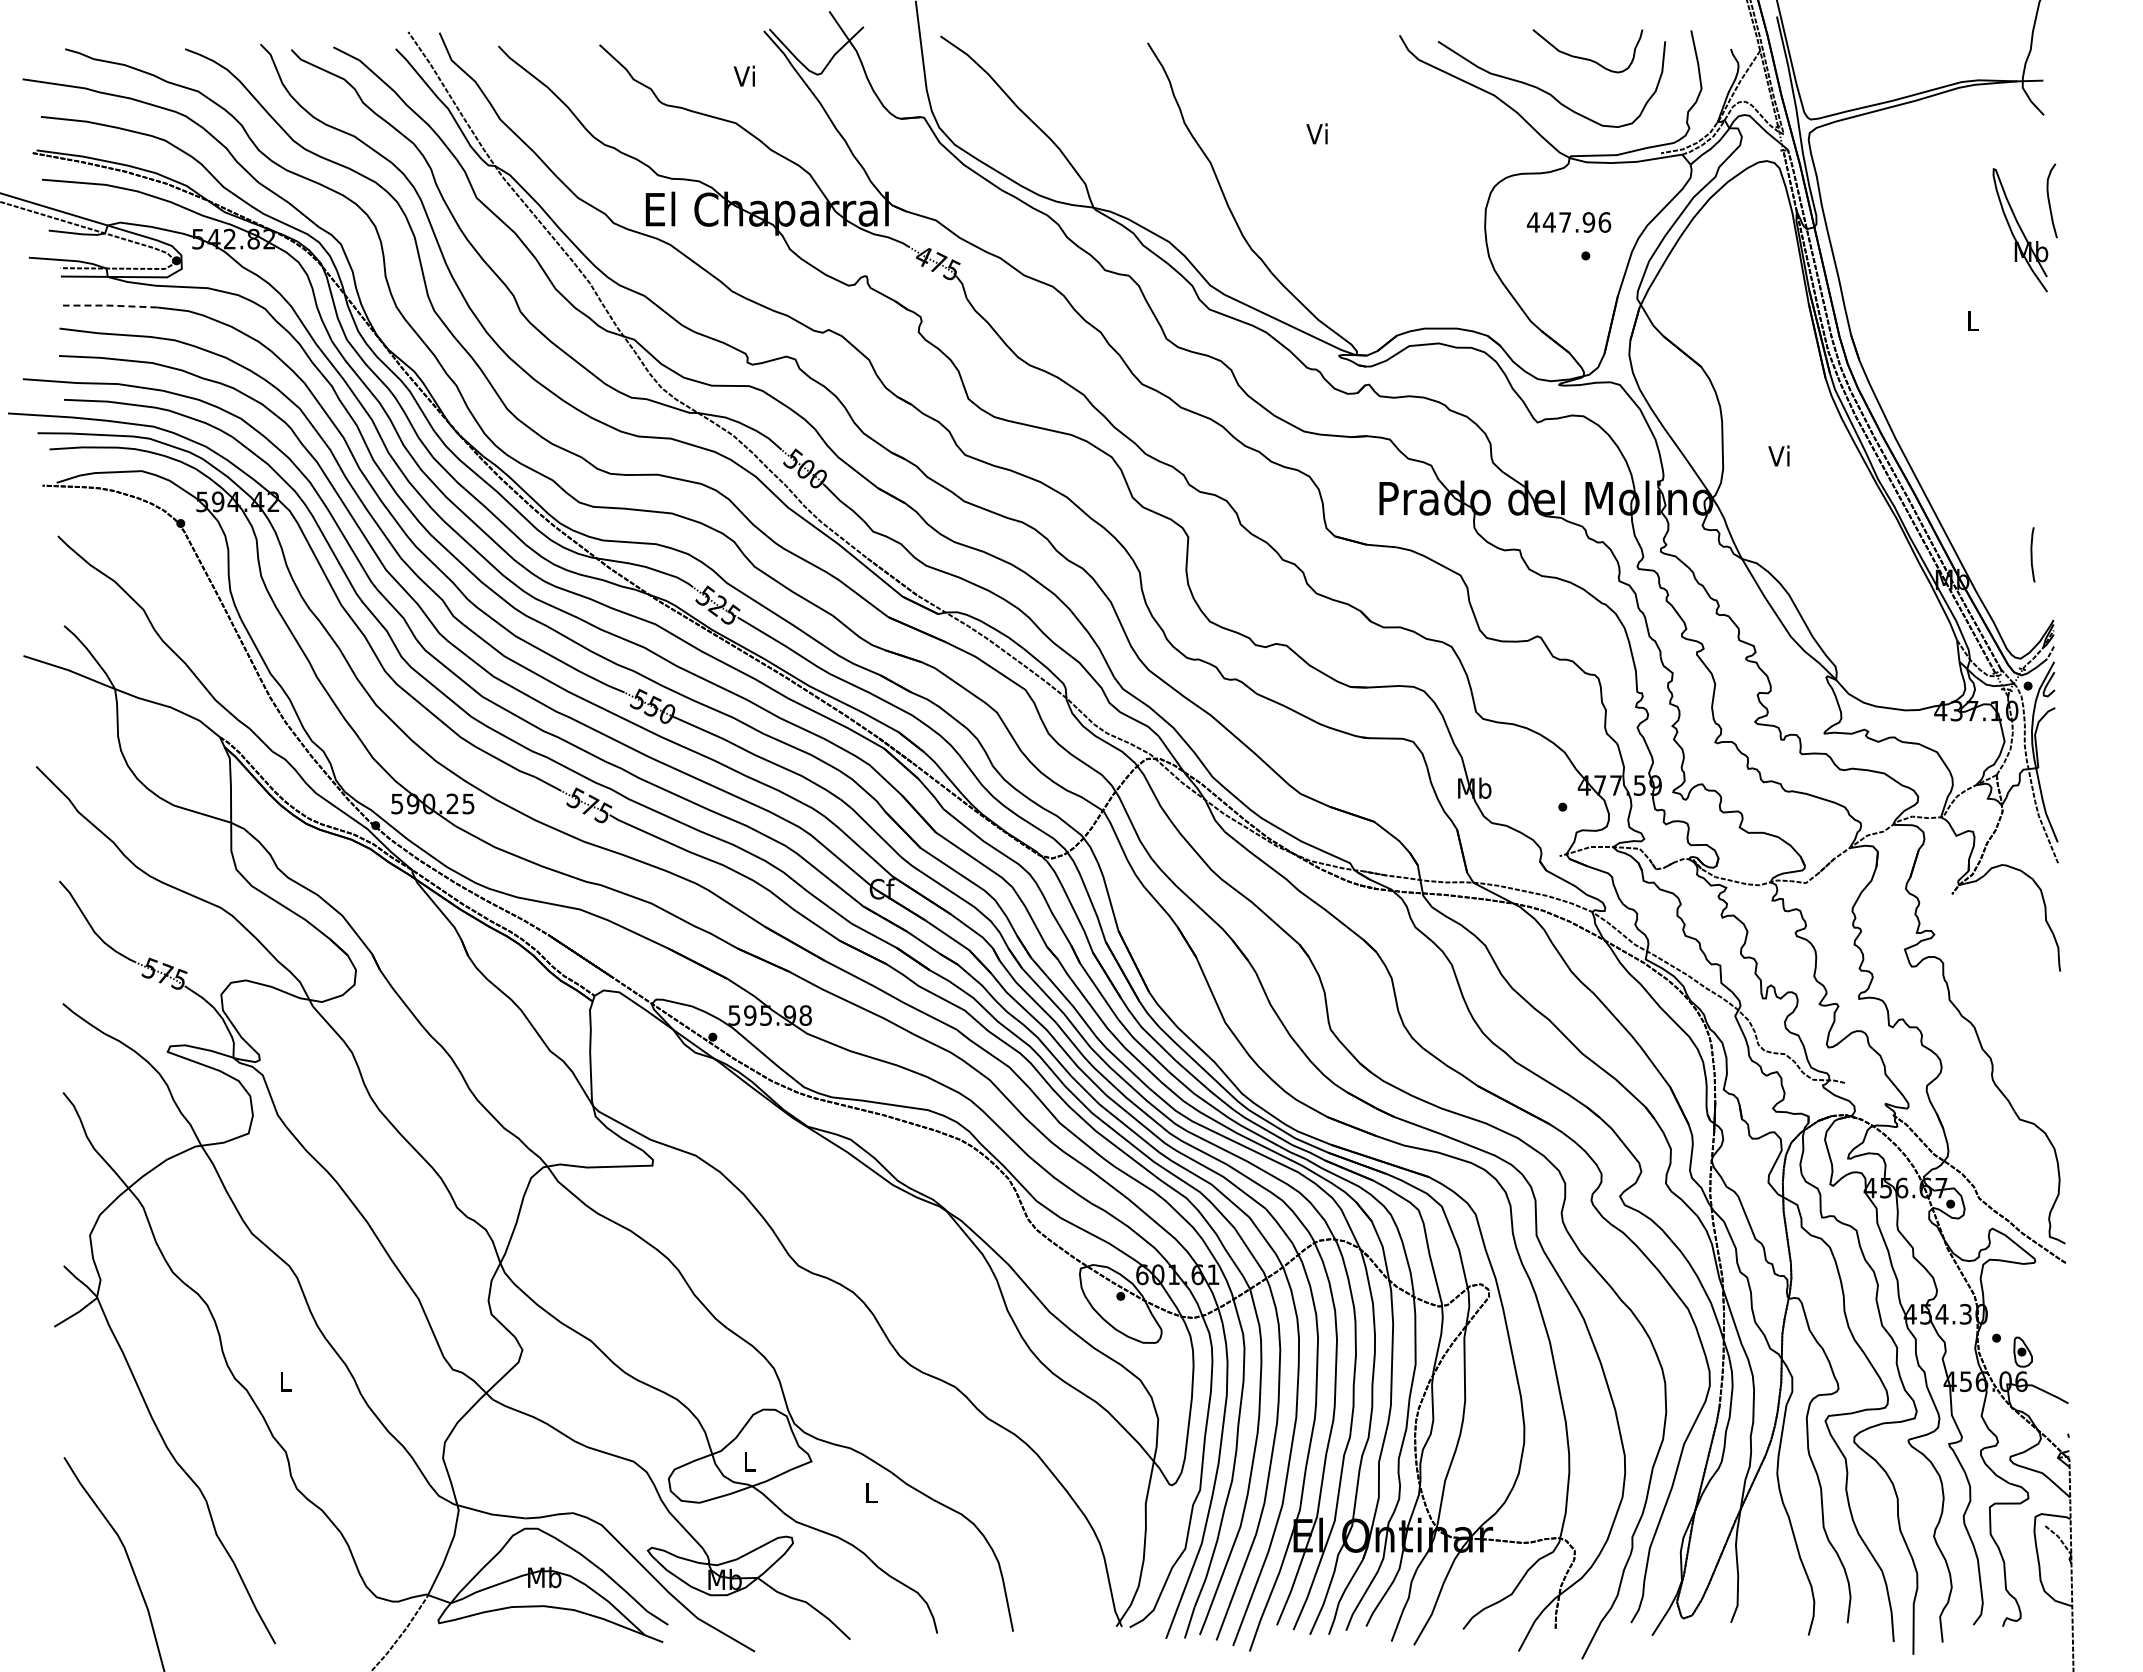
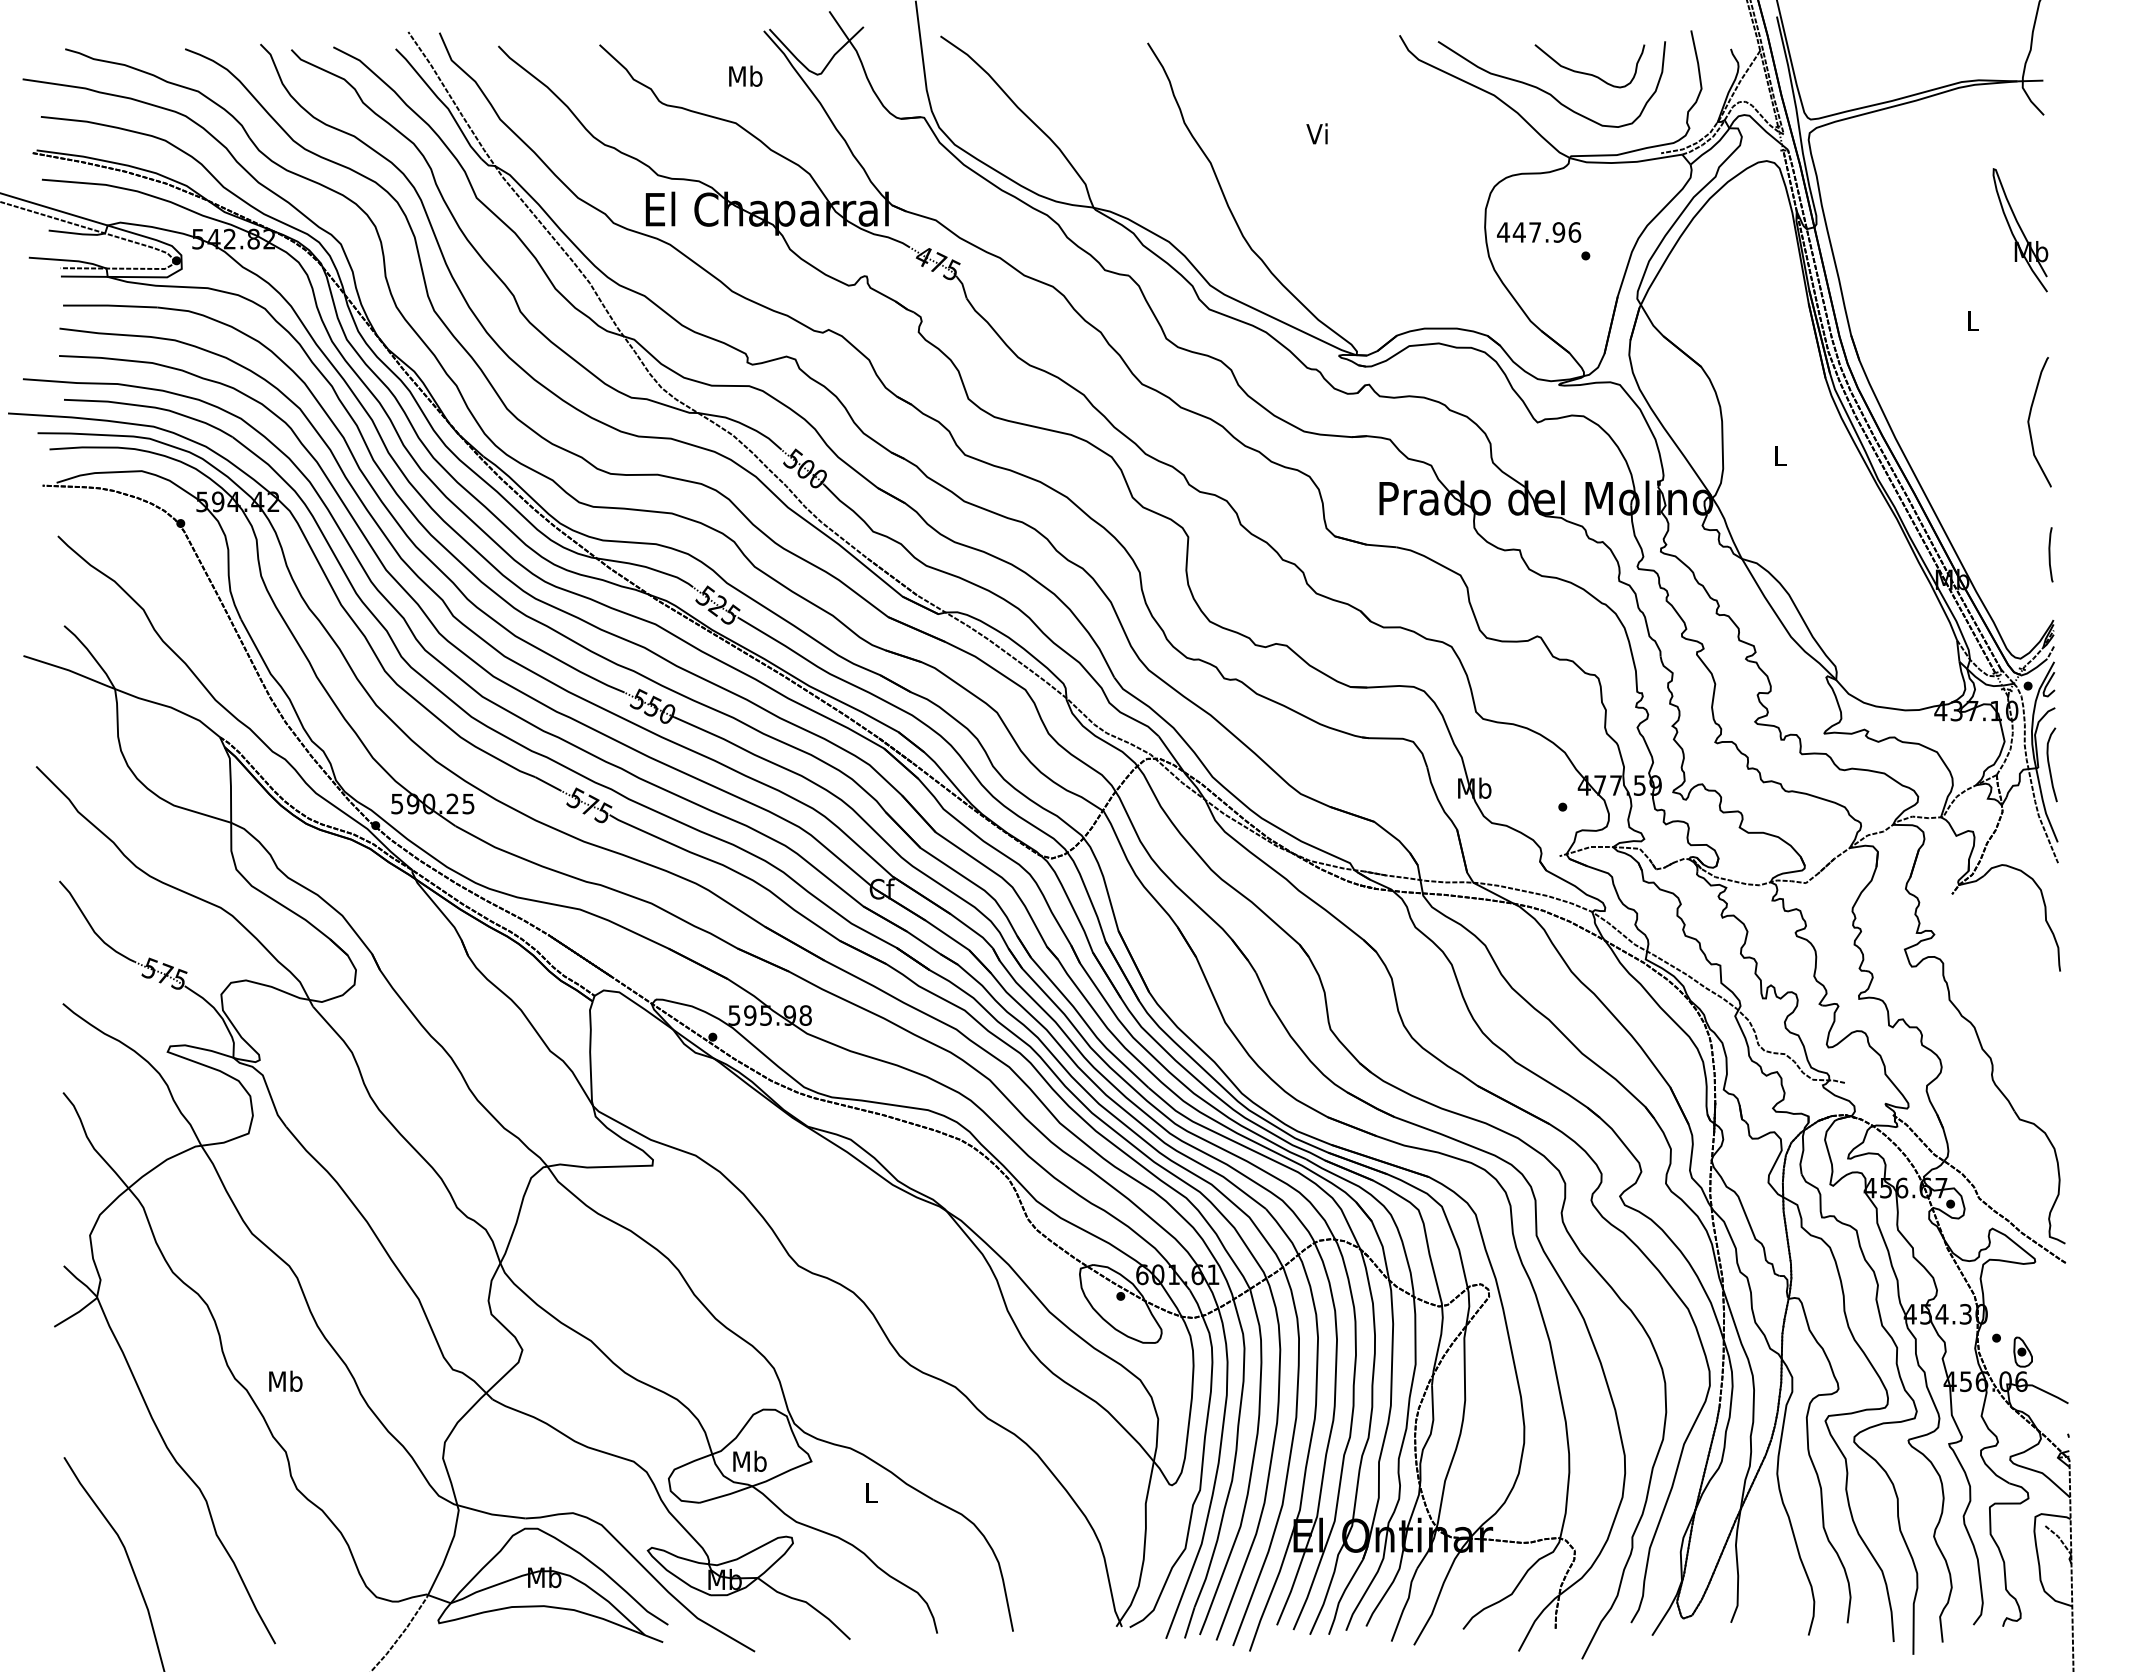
curve position: (1587, 58) -> (1589, 73) (1589, 73)
text: Vi -> Mb (745, 75)
curve position: (2049, 200) -> (2049, 764) (2049, 764)
text position: (1569, 222) -> (1539, 232) (1539, 232)
line: dashed -> solid (109, 305)
curve: none -> present (2029, 422)
text: Vi -> L (1778, 455)
curve position: (2032, 554) -> (2050, 554) (2050, 554)
text: L -> Mb (285, 1380)
text: L -> Mb (749, 1460)
